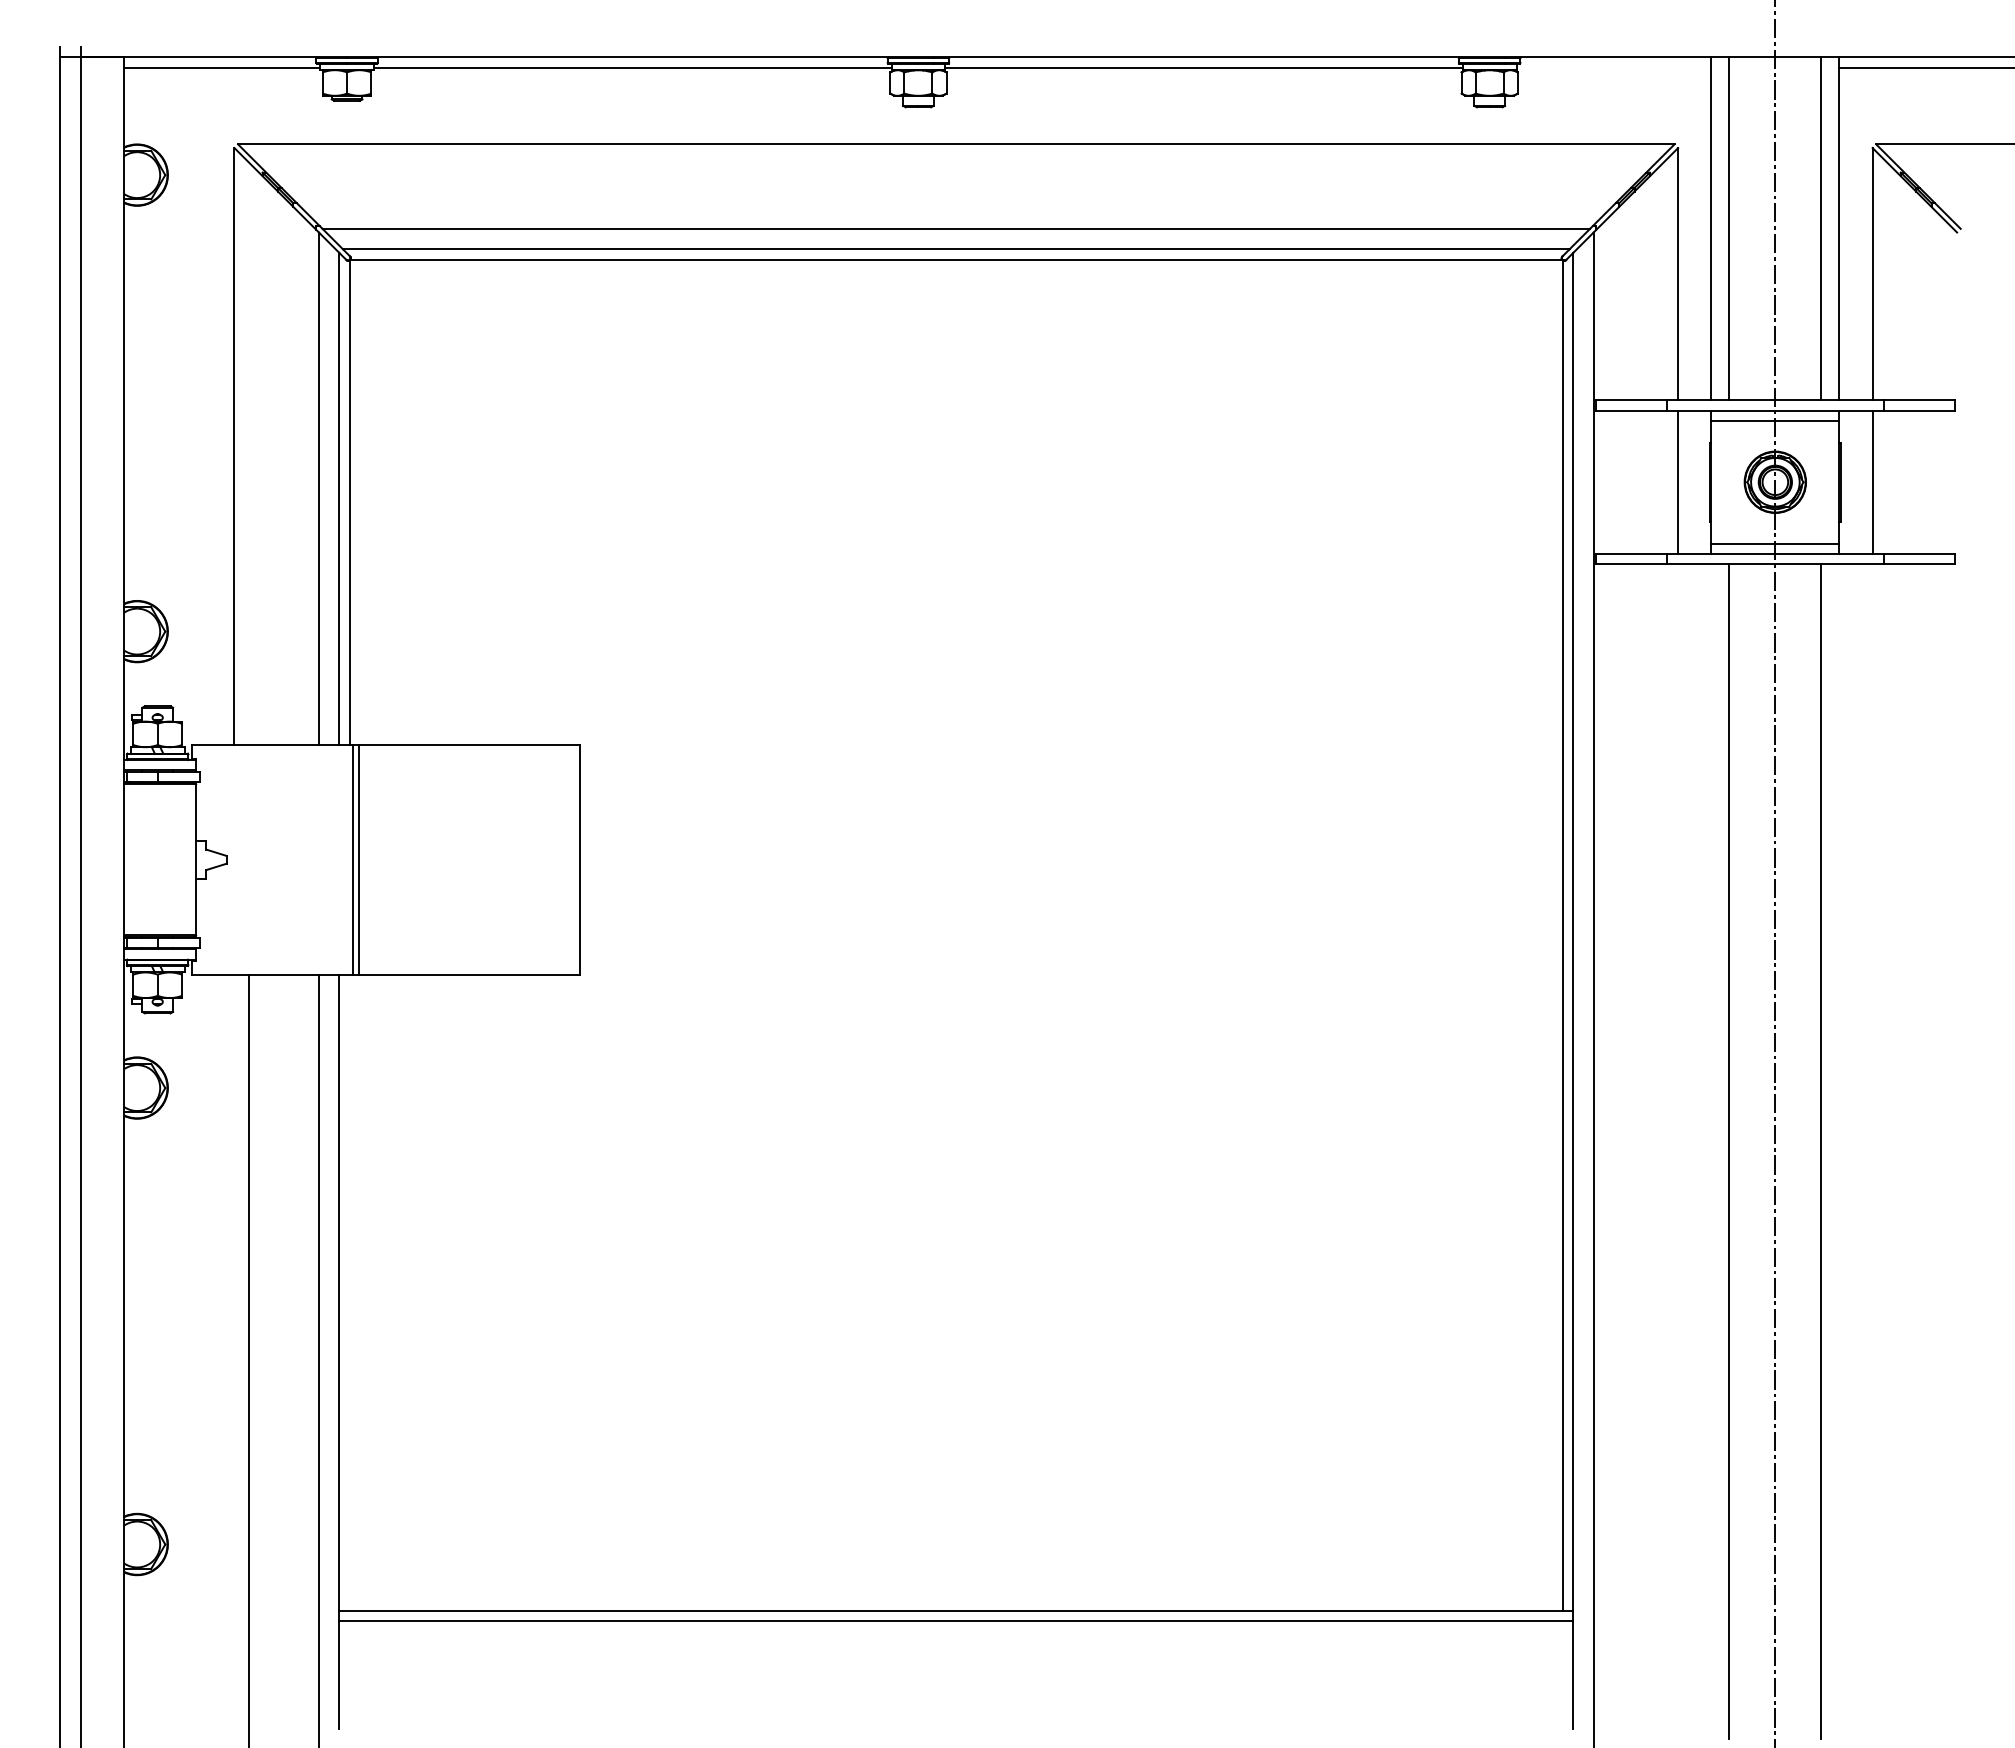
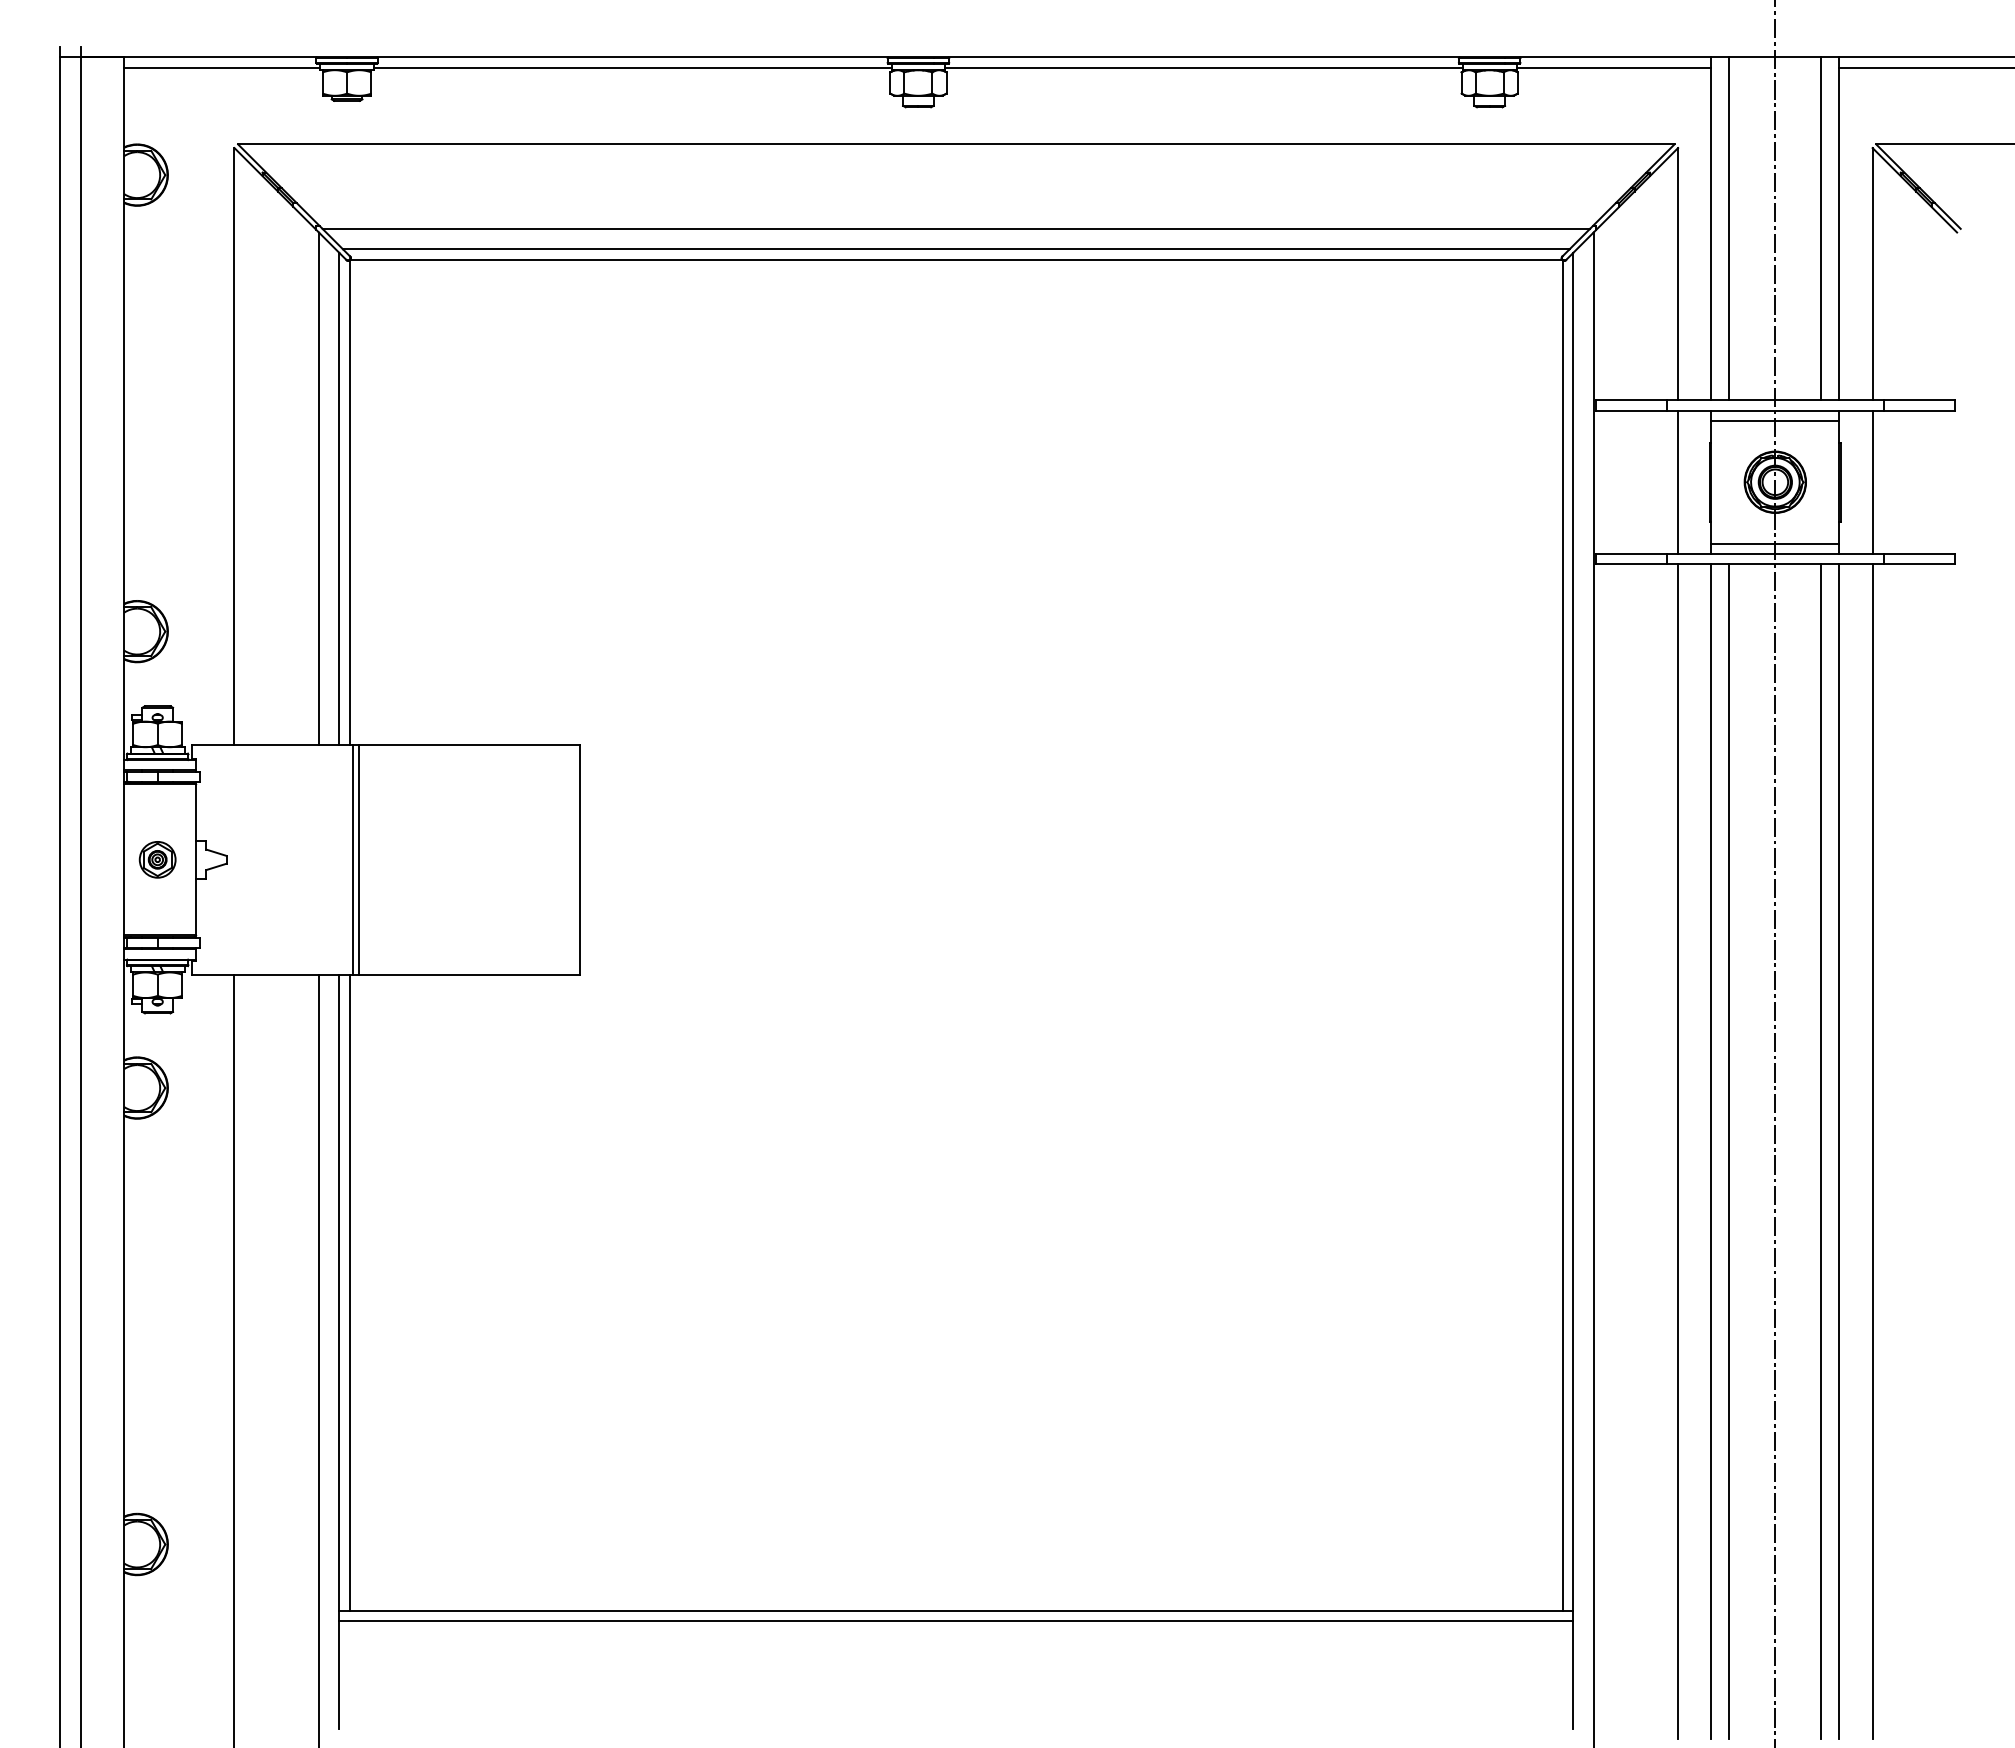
line: none -> present (1613, 67)
part: none -> present (157, 859)
line: none -> present (1678, 1151)
line: none -> present (1711, 1151)
line: none -> present (1839, 1151)
line: none -> present (1872, 1151)
line: none -> present (349, 1293)
line position: (249, 1359) -> (234, 1359) (234, 1359)
